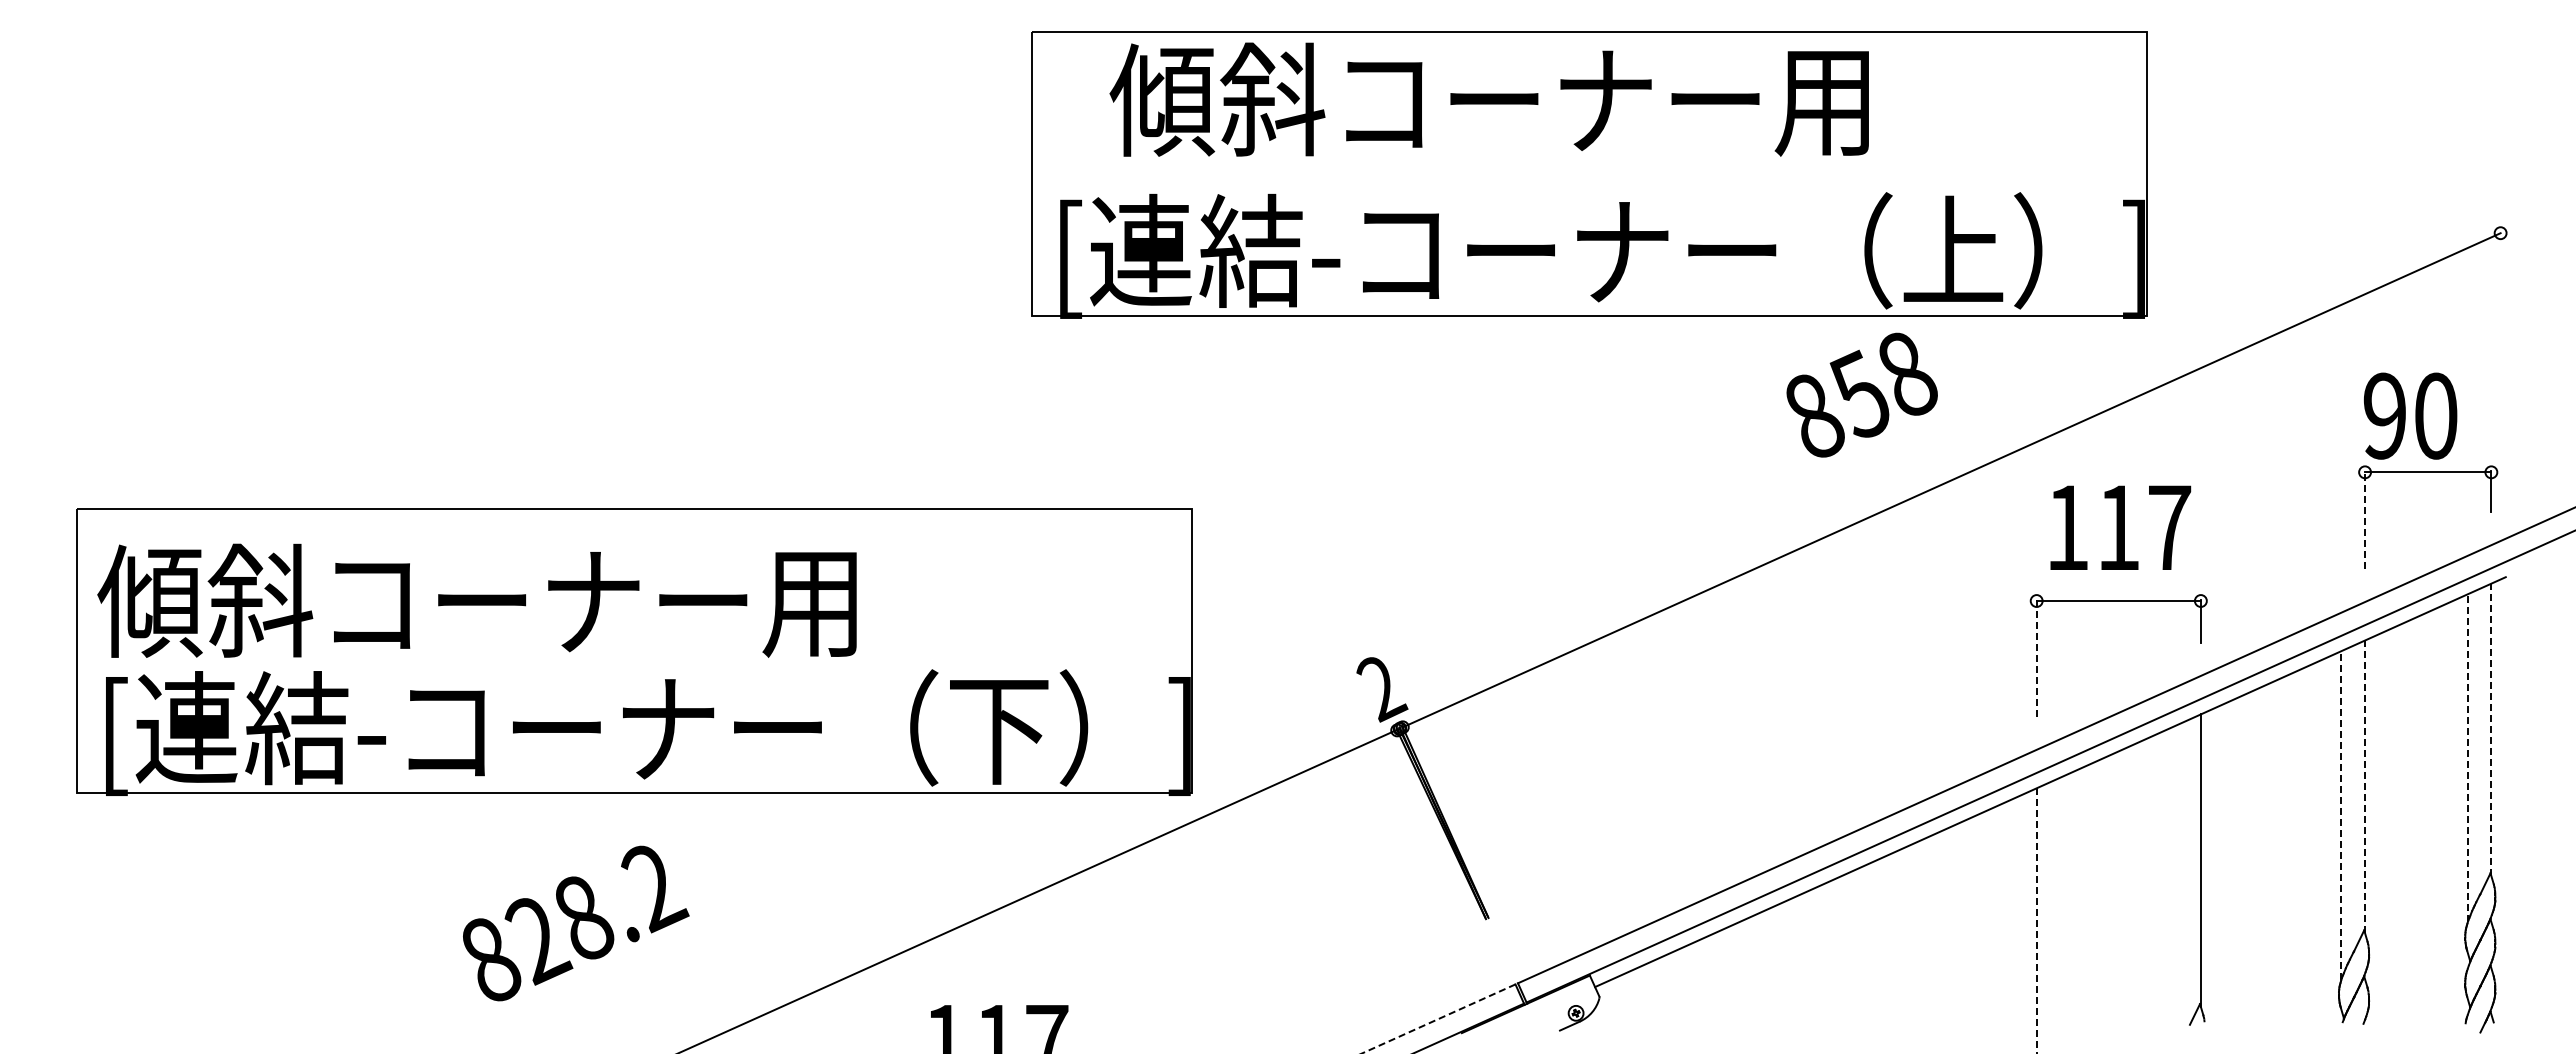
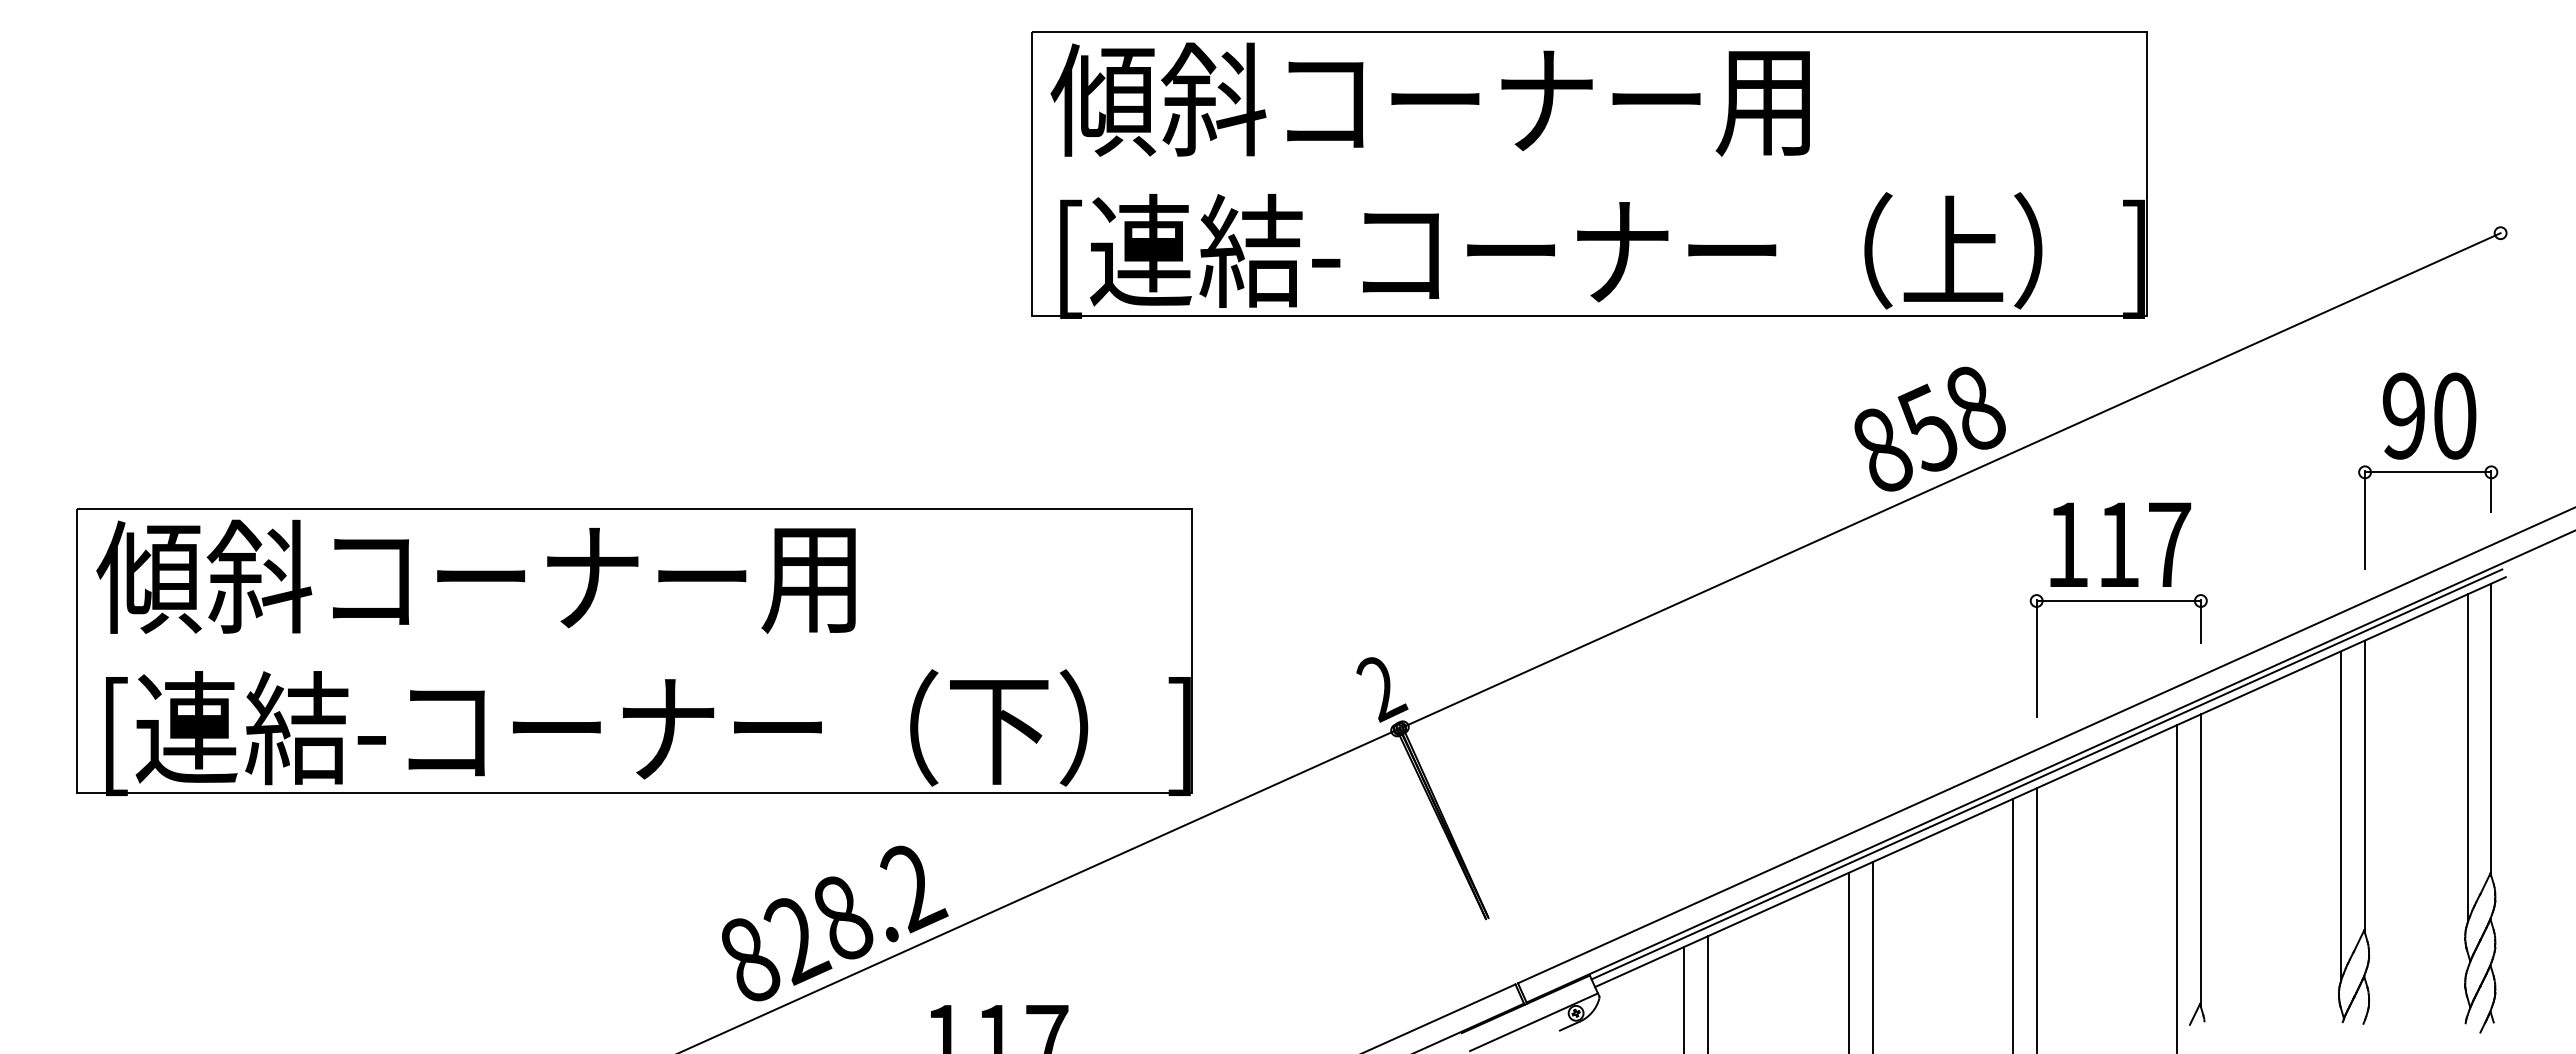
text position: (1488, 99) -> (1429, 99) (1429, 99)
text position: (1861, 394) -> (1929, 428) (1929, 428)
text position: (2410, 415) -> (2429, 415) (2429, 415)
line: dashed -> solid (2365, 519)
text position: (2120, 527) -> (2120, 544) (2120, 544)
text position: (476, 600) -> (475, 576) (475, 576)
line: dashed -> solid (2036, 658)
line: dashed -> solid (2491, 729)
line: dashed -> solid (2467, 758)
line: none -> present (2046, 774)
line: dashed -> solid (2365, 786)
line: dashed -> solid (2341, 815)
line: none -> present (2177, 887)
line: dashed -> solid (2036, 921)
text position: (576, 923) -> (835, 923) (835, 923)
line: none -> present (2012, 924)
line: none -> present (1872, 956)
line: none -> present (1848, 961)
line: none -> present (1708, 993)
line: none -> present (1684, 998)
line: dashed -> solid (1438, 1019)
line: none -> present (1534, 1021)
